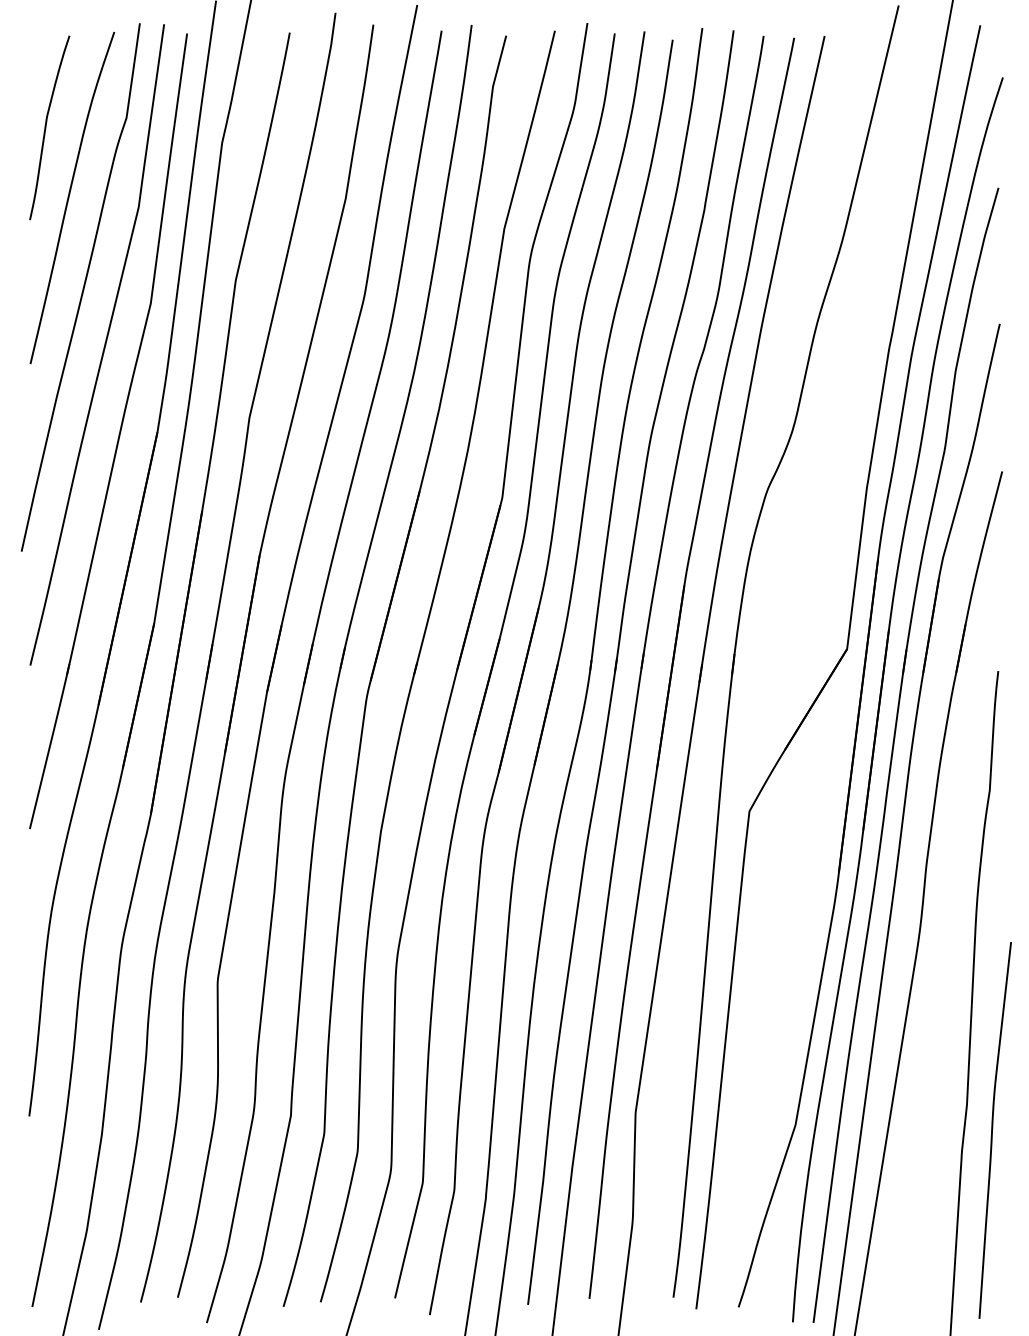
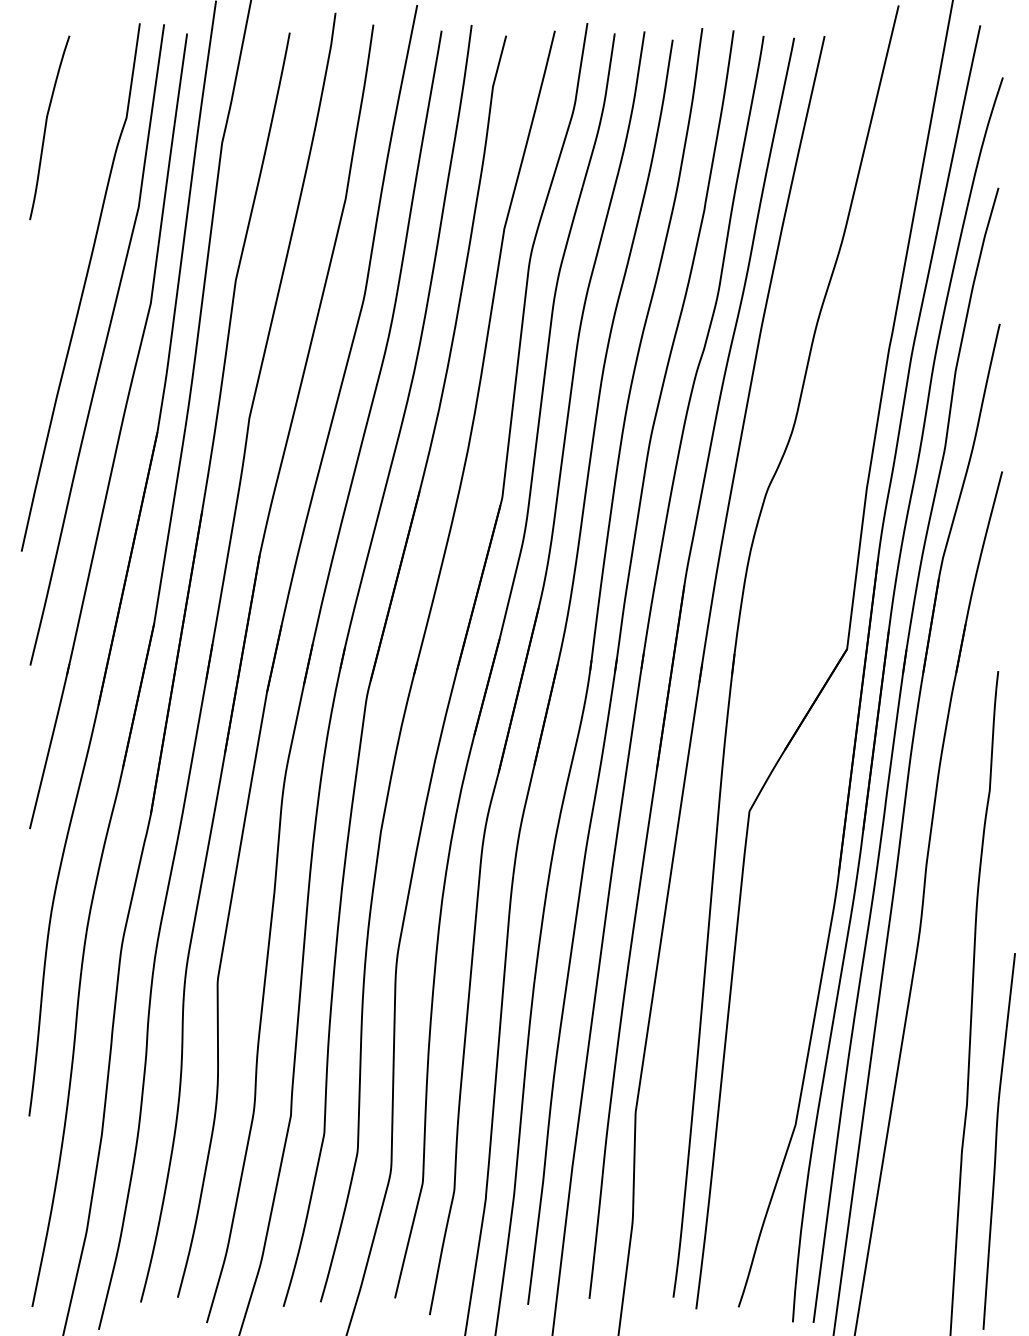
curve: present -> none (69, 197)
curve position: (992, 1130) -> (996, 1141) (996, 1141)
